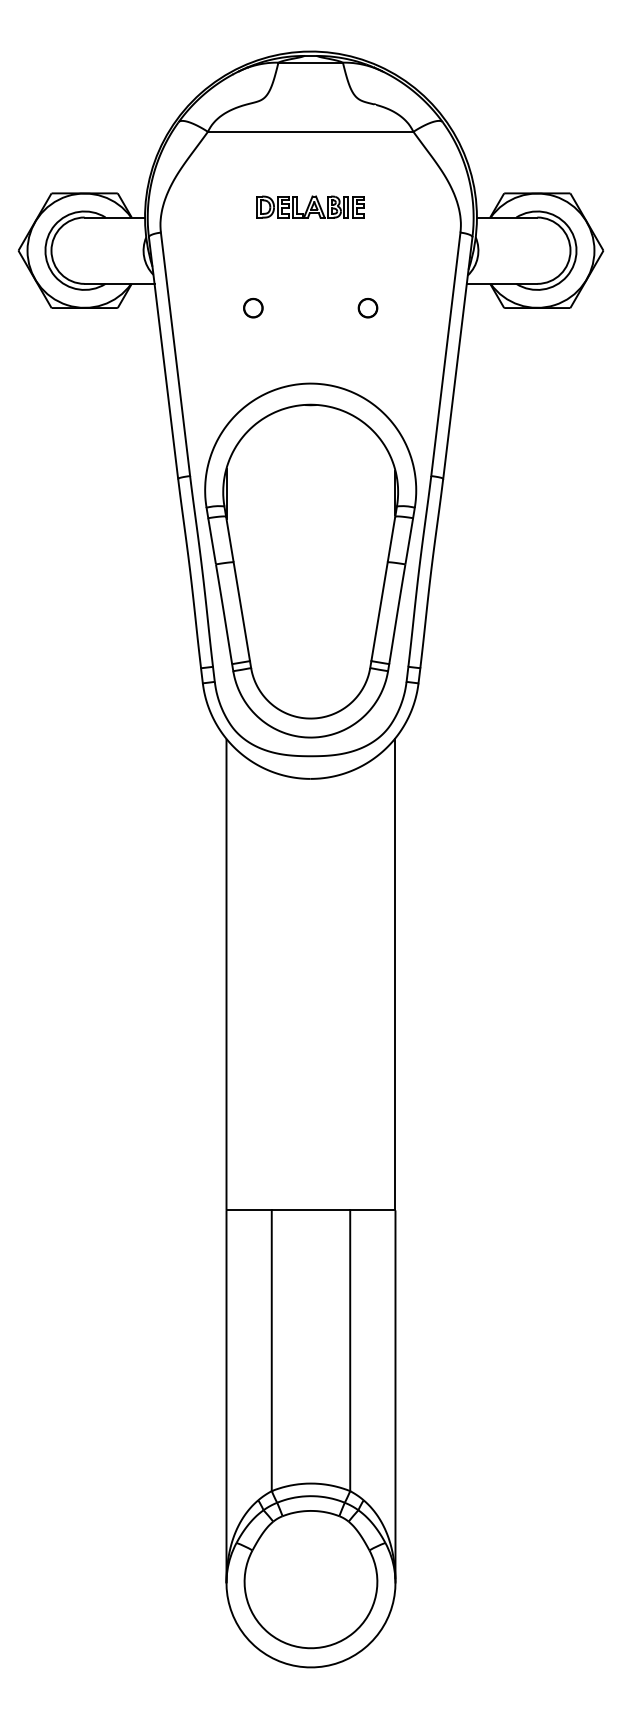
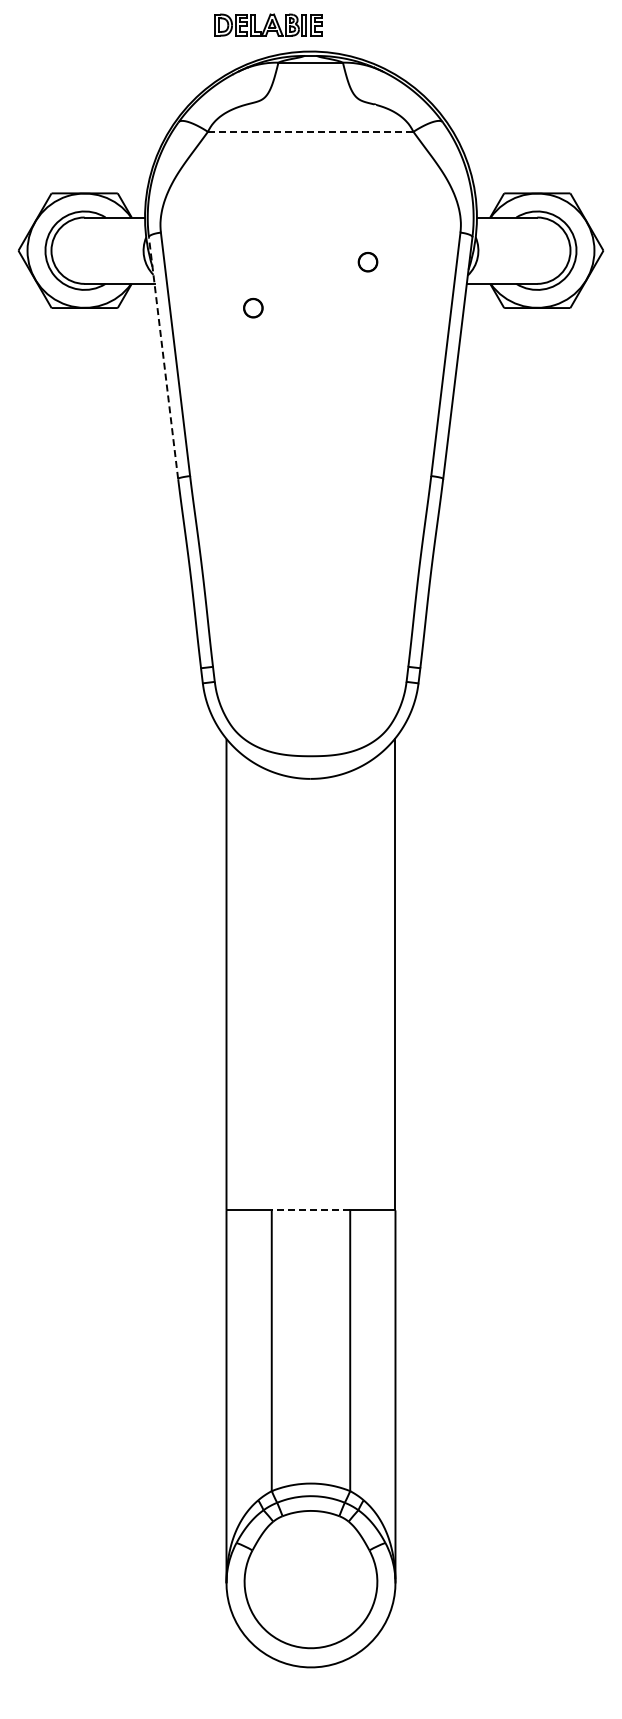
line: solid -> dashed (310, 131)
part position: (310, 206) -> (268, 24) (268, 24)
part position: (367, 308) -> (367, 262) (367, 262)
line: solid -> dashed (163, 358)
part: present -> none (310, 560)
line: solid -> dashed (310, 1210)
